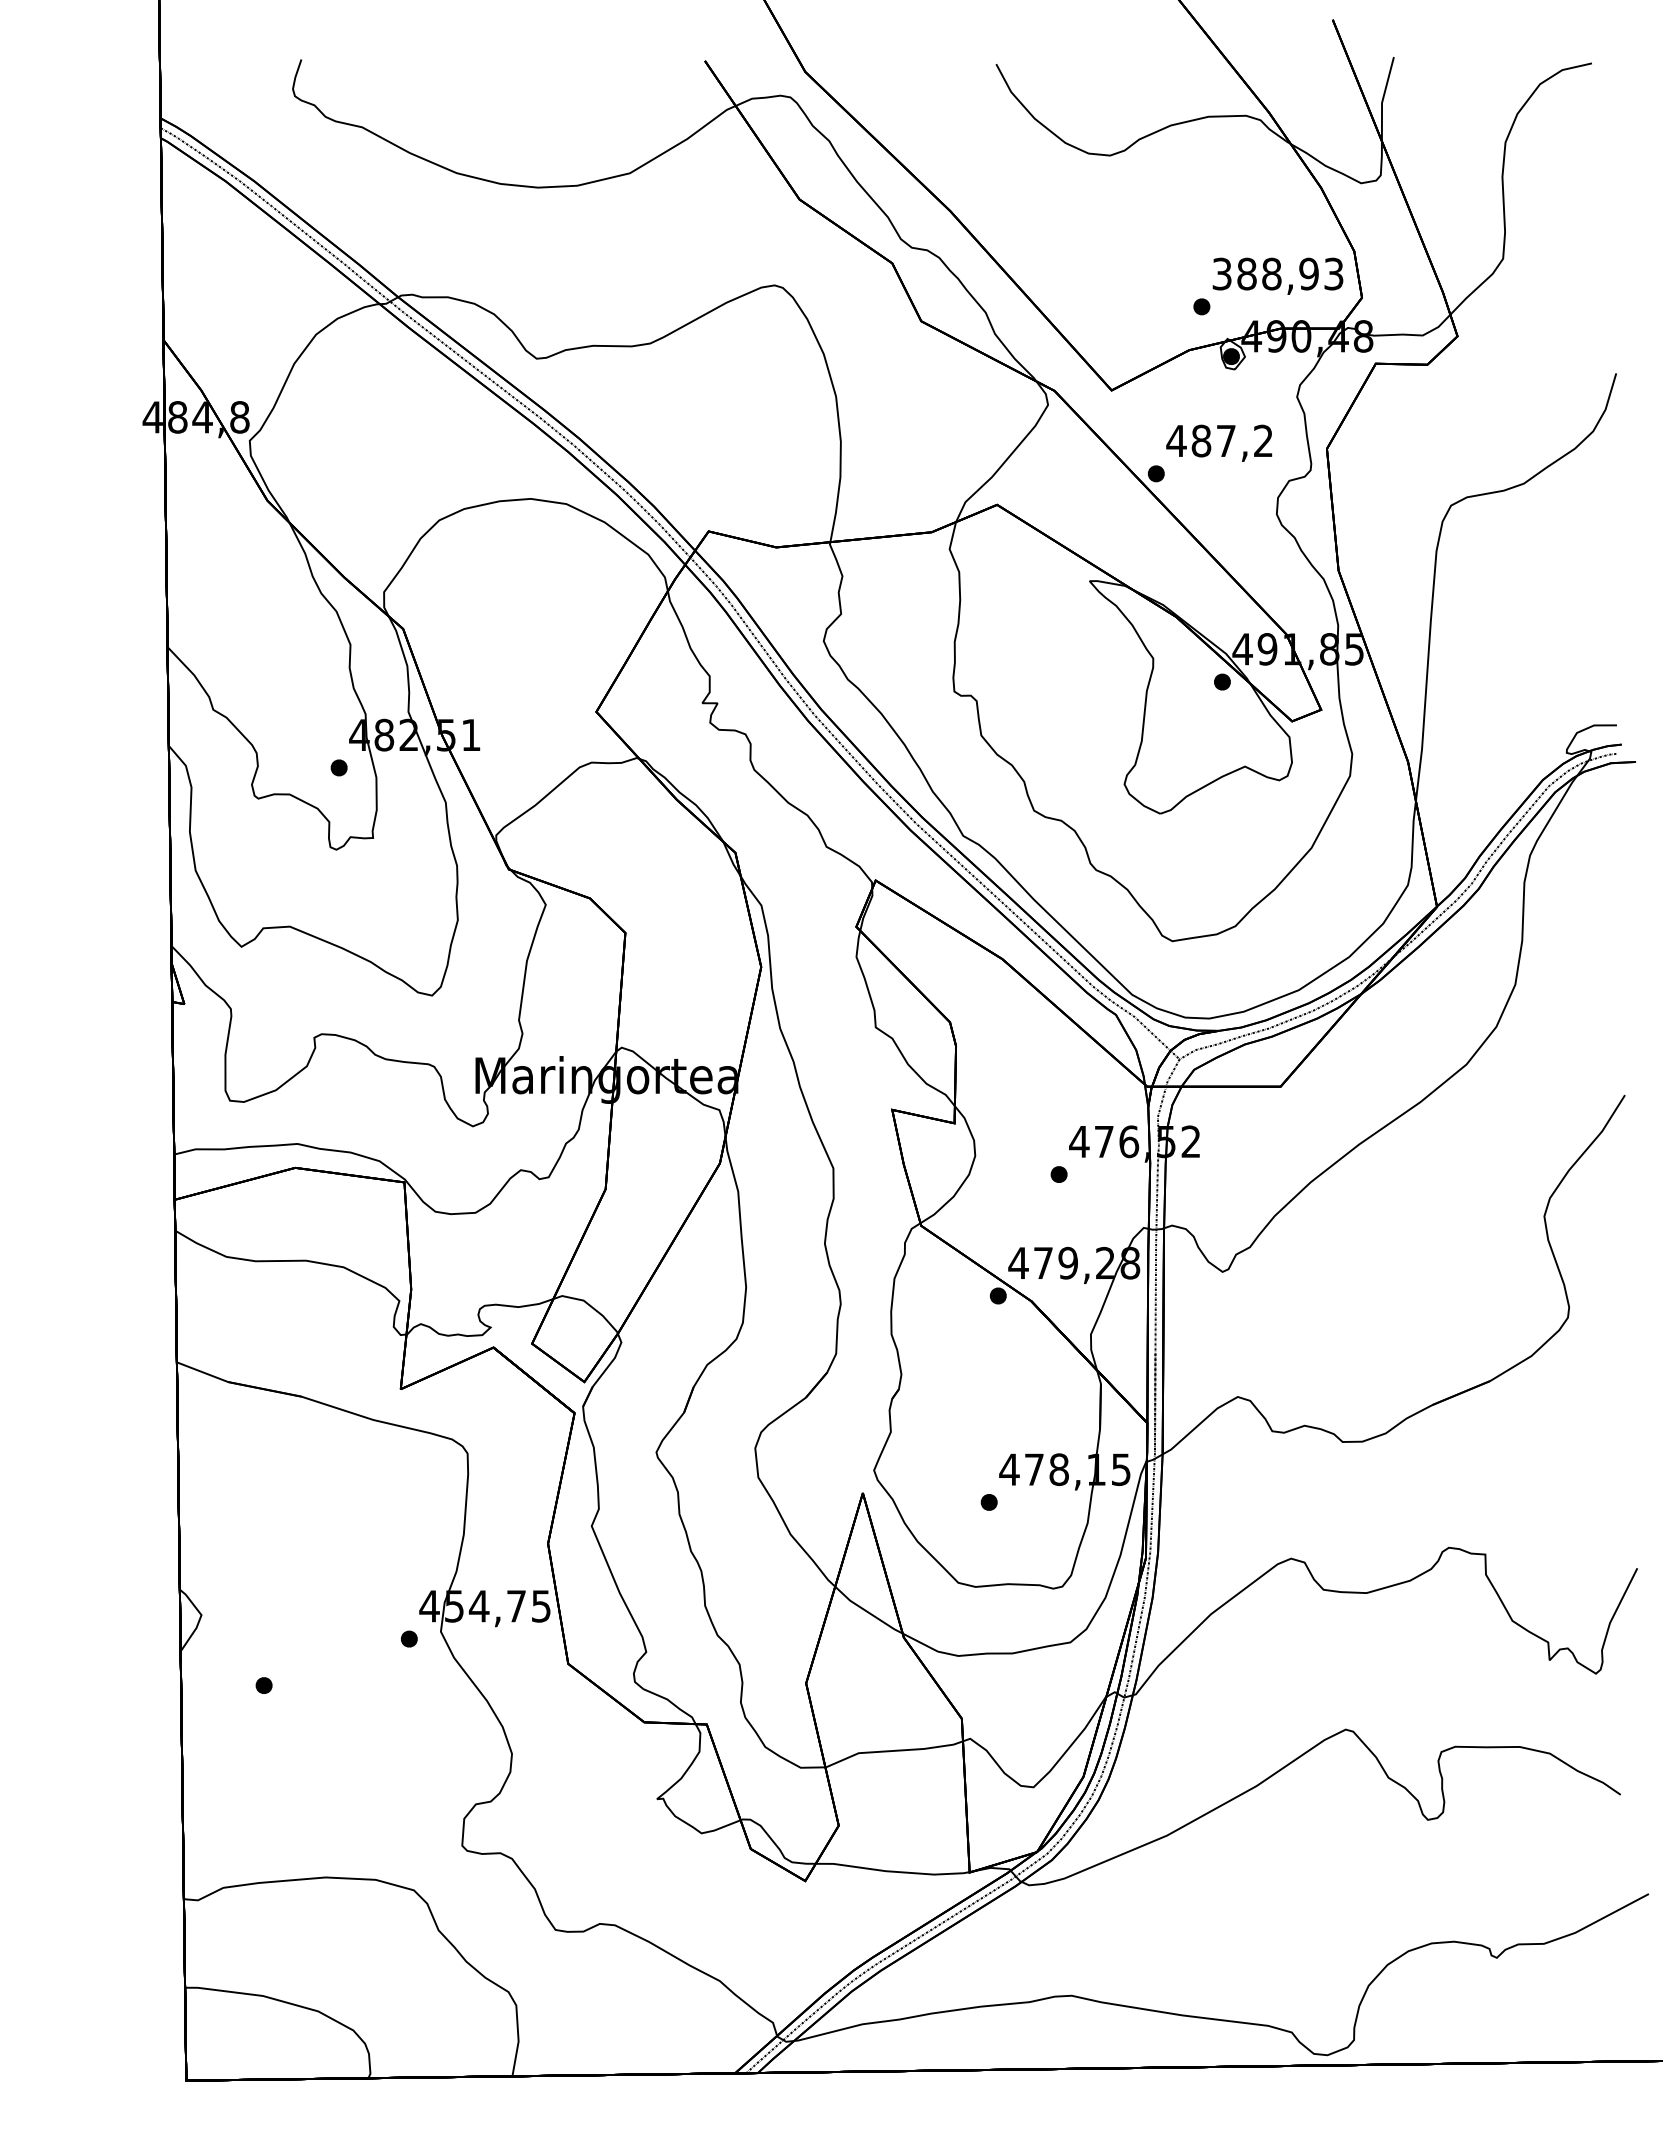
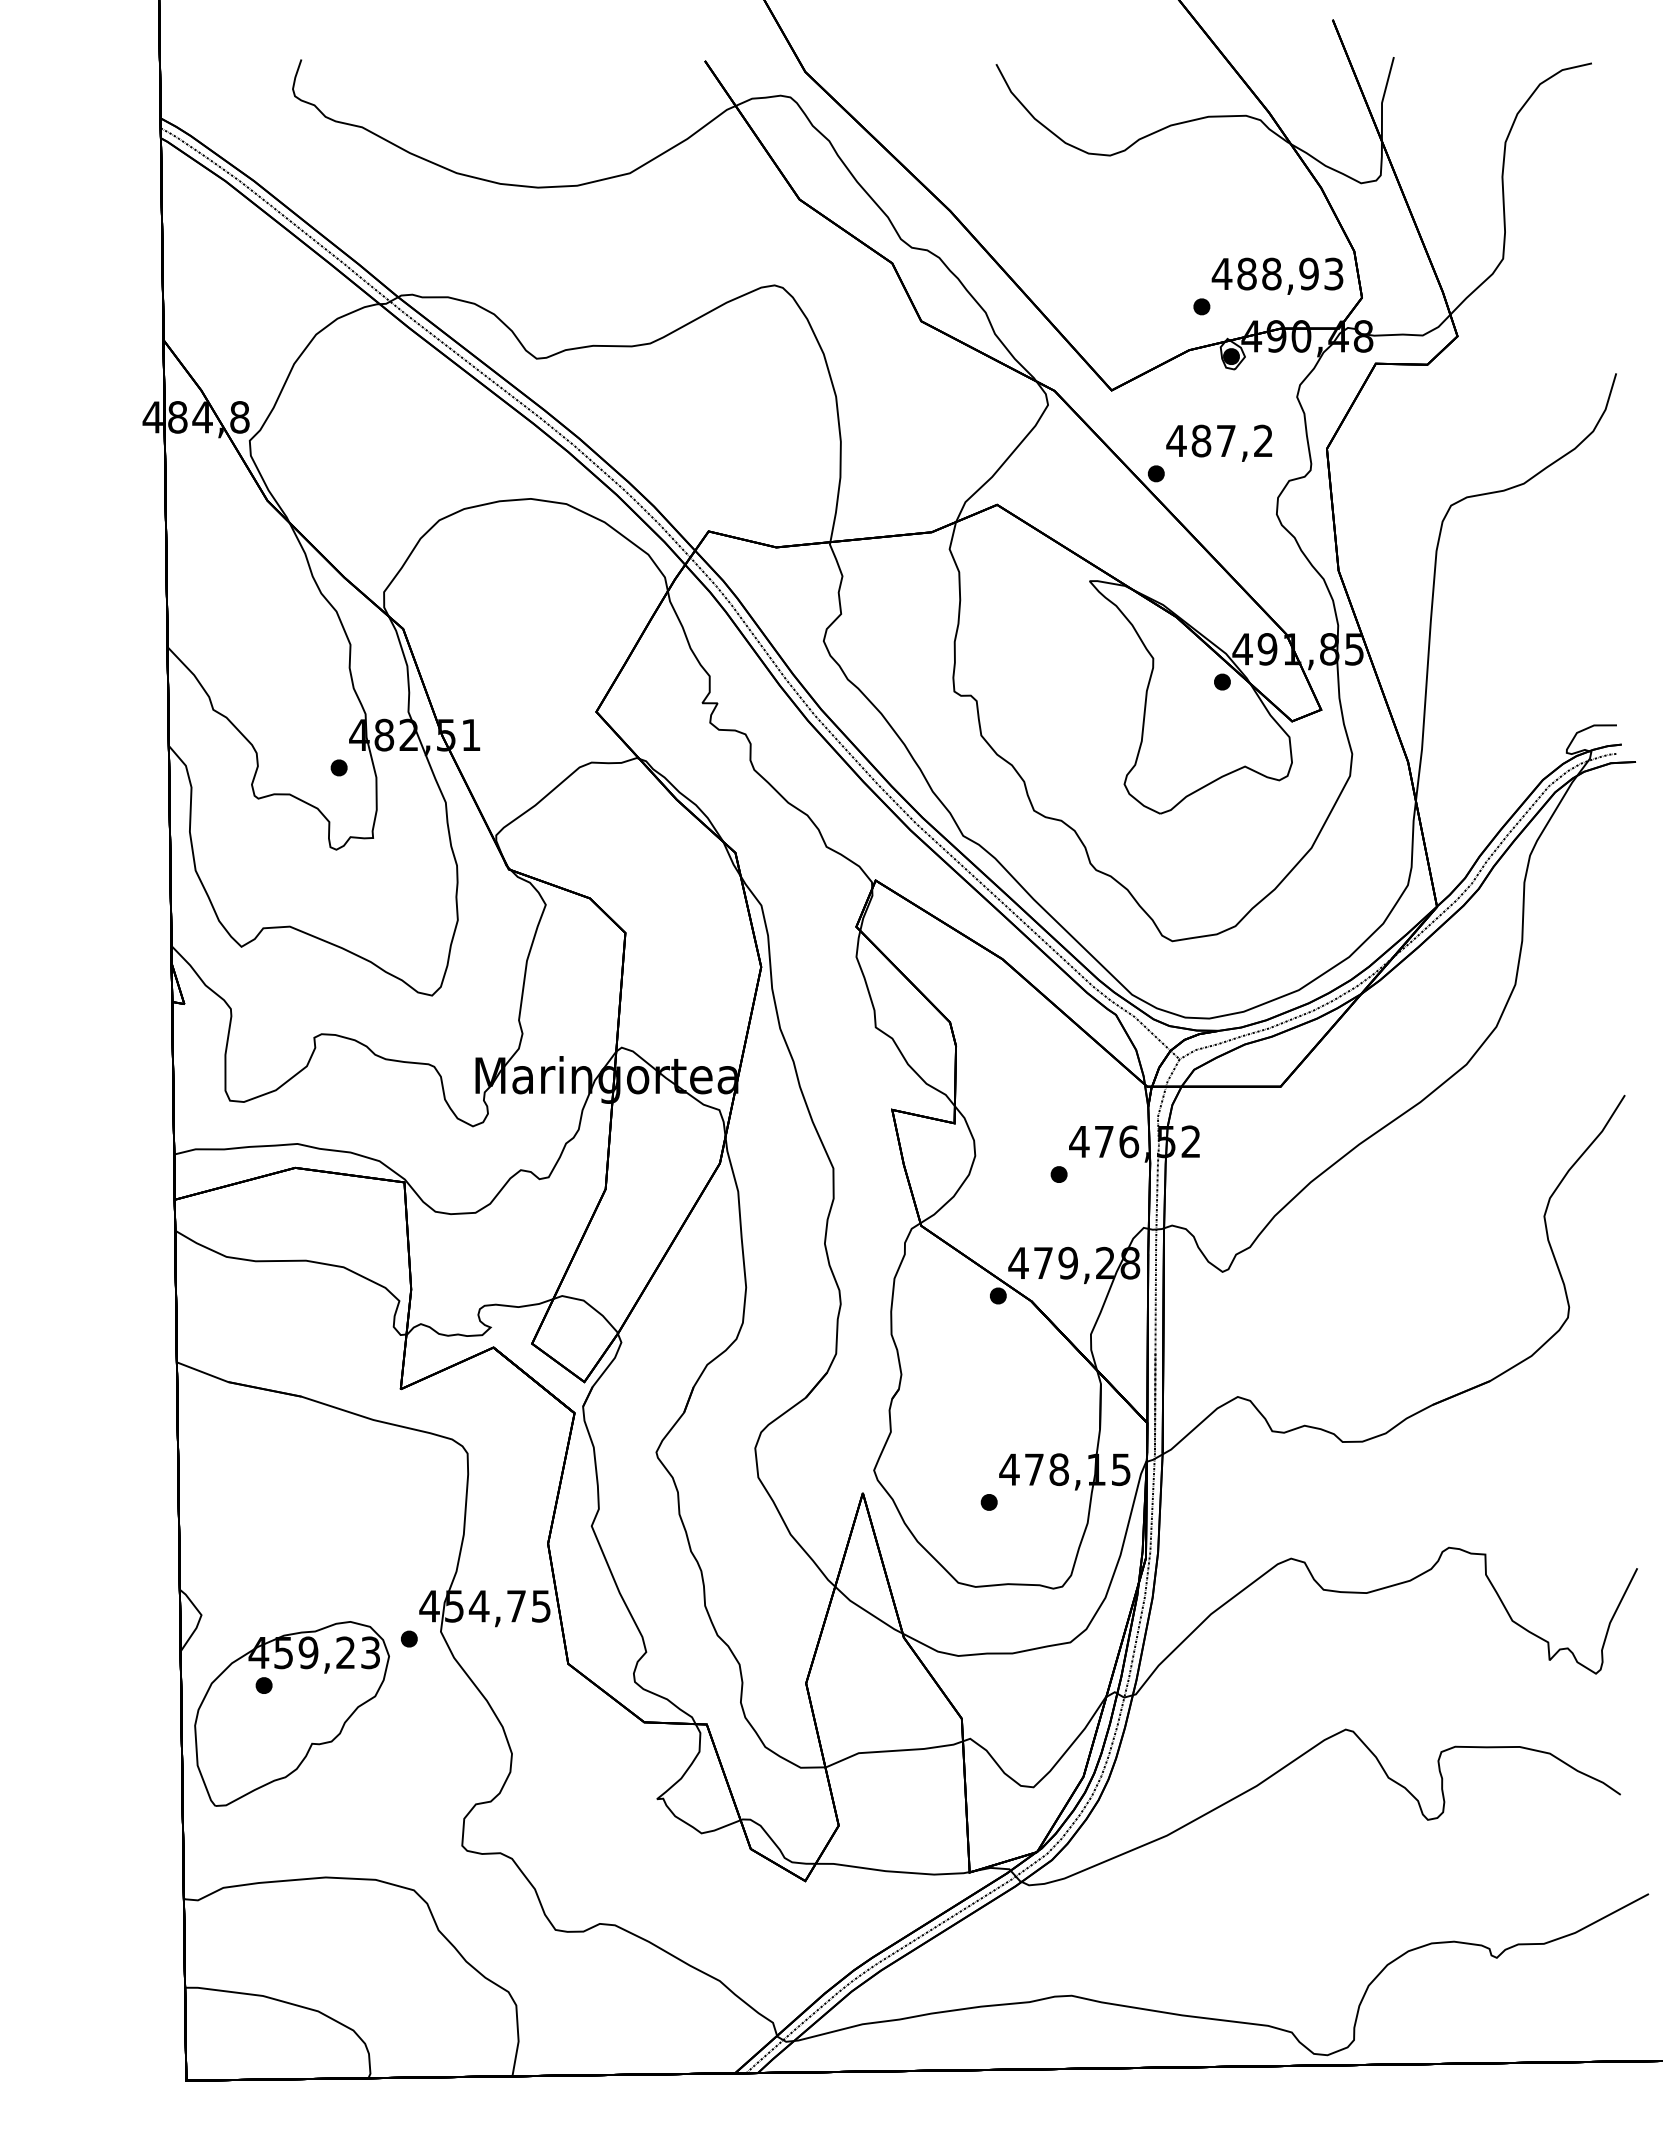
text: 388,93 -> 488,93 (1221, 273)
part: none -> present (291, 1713)
